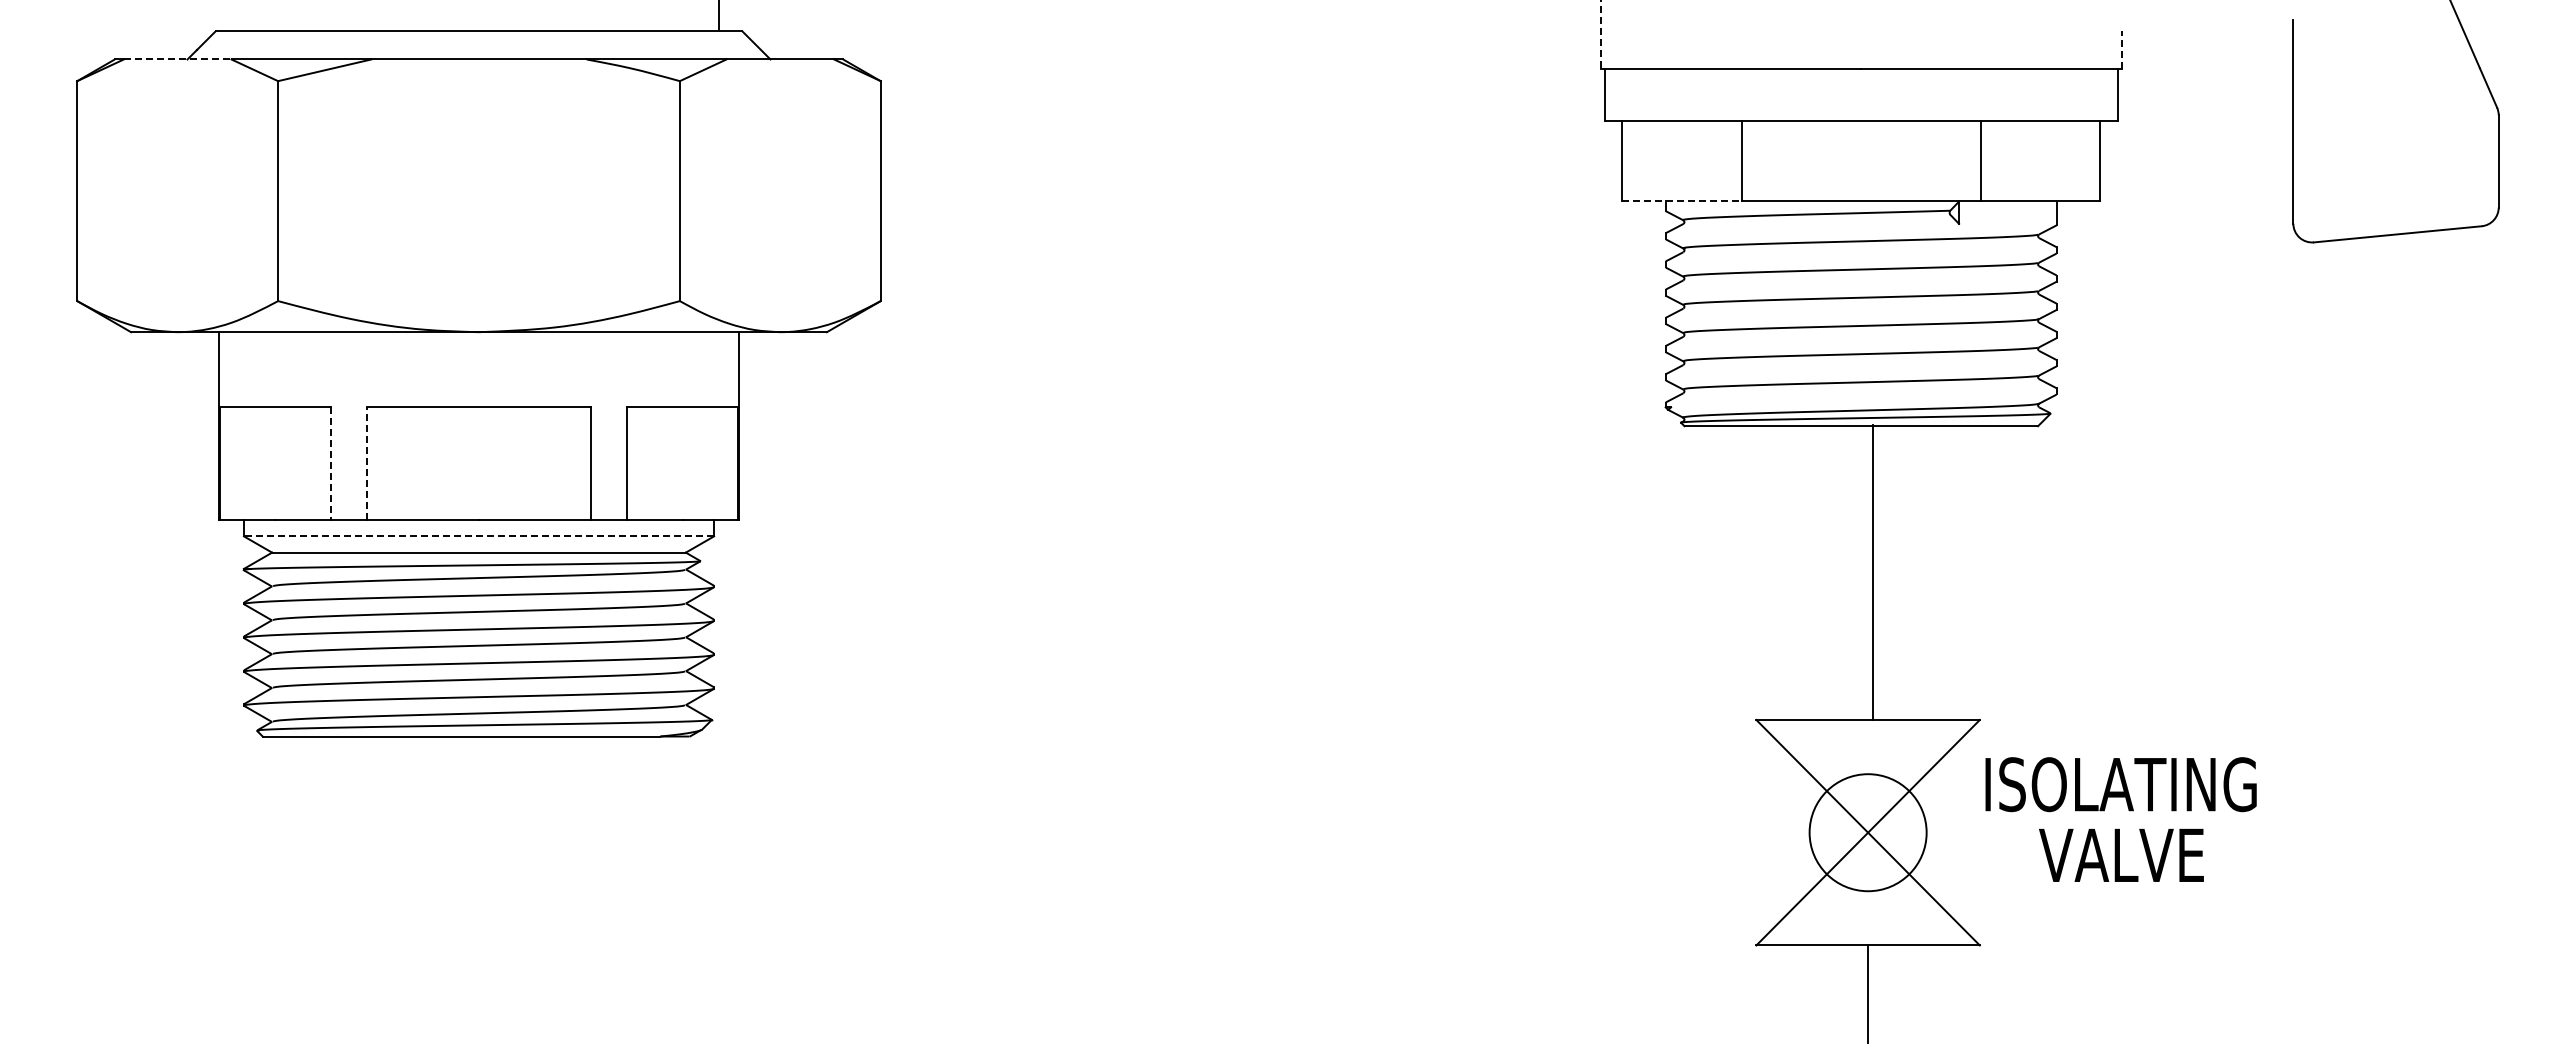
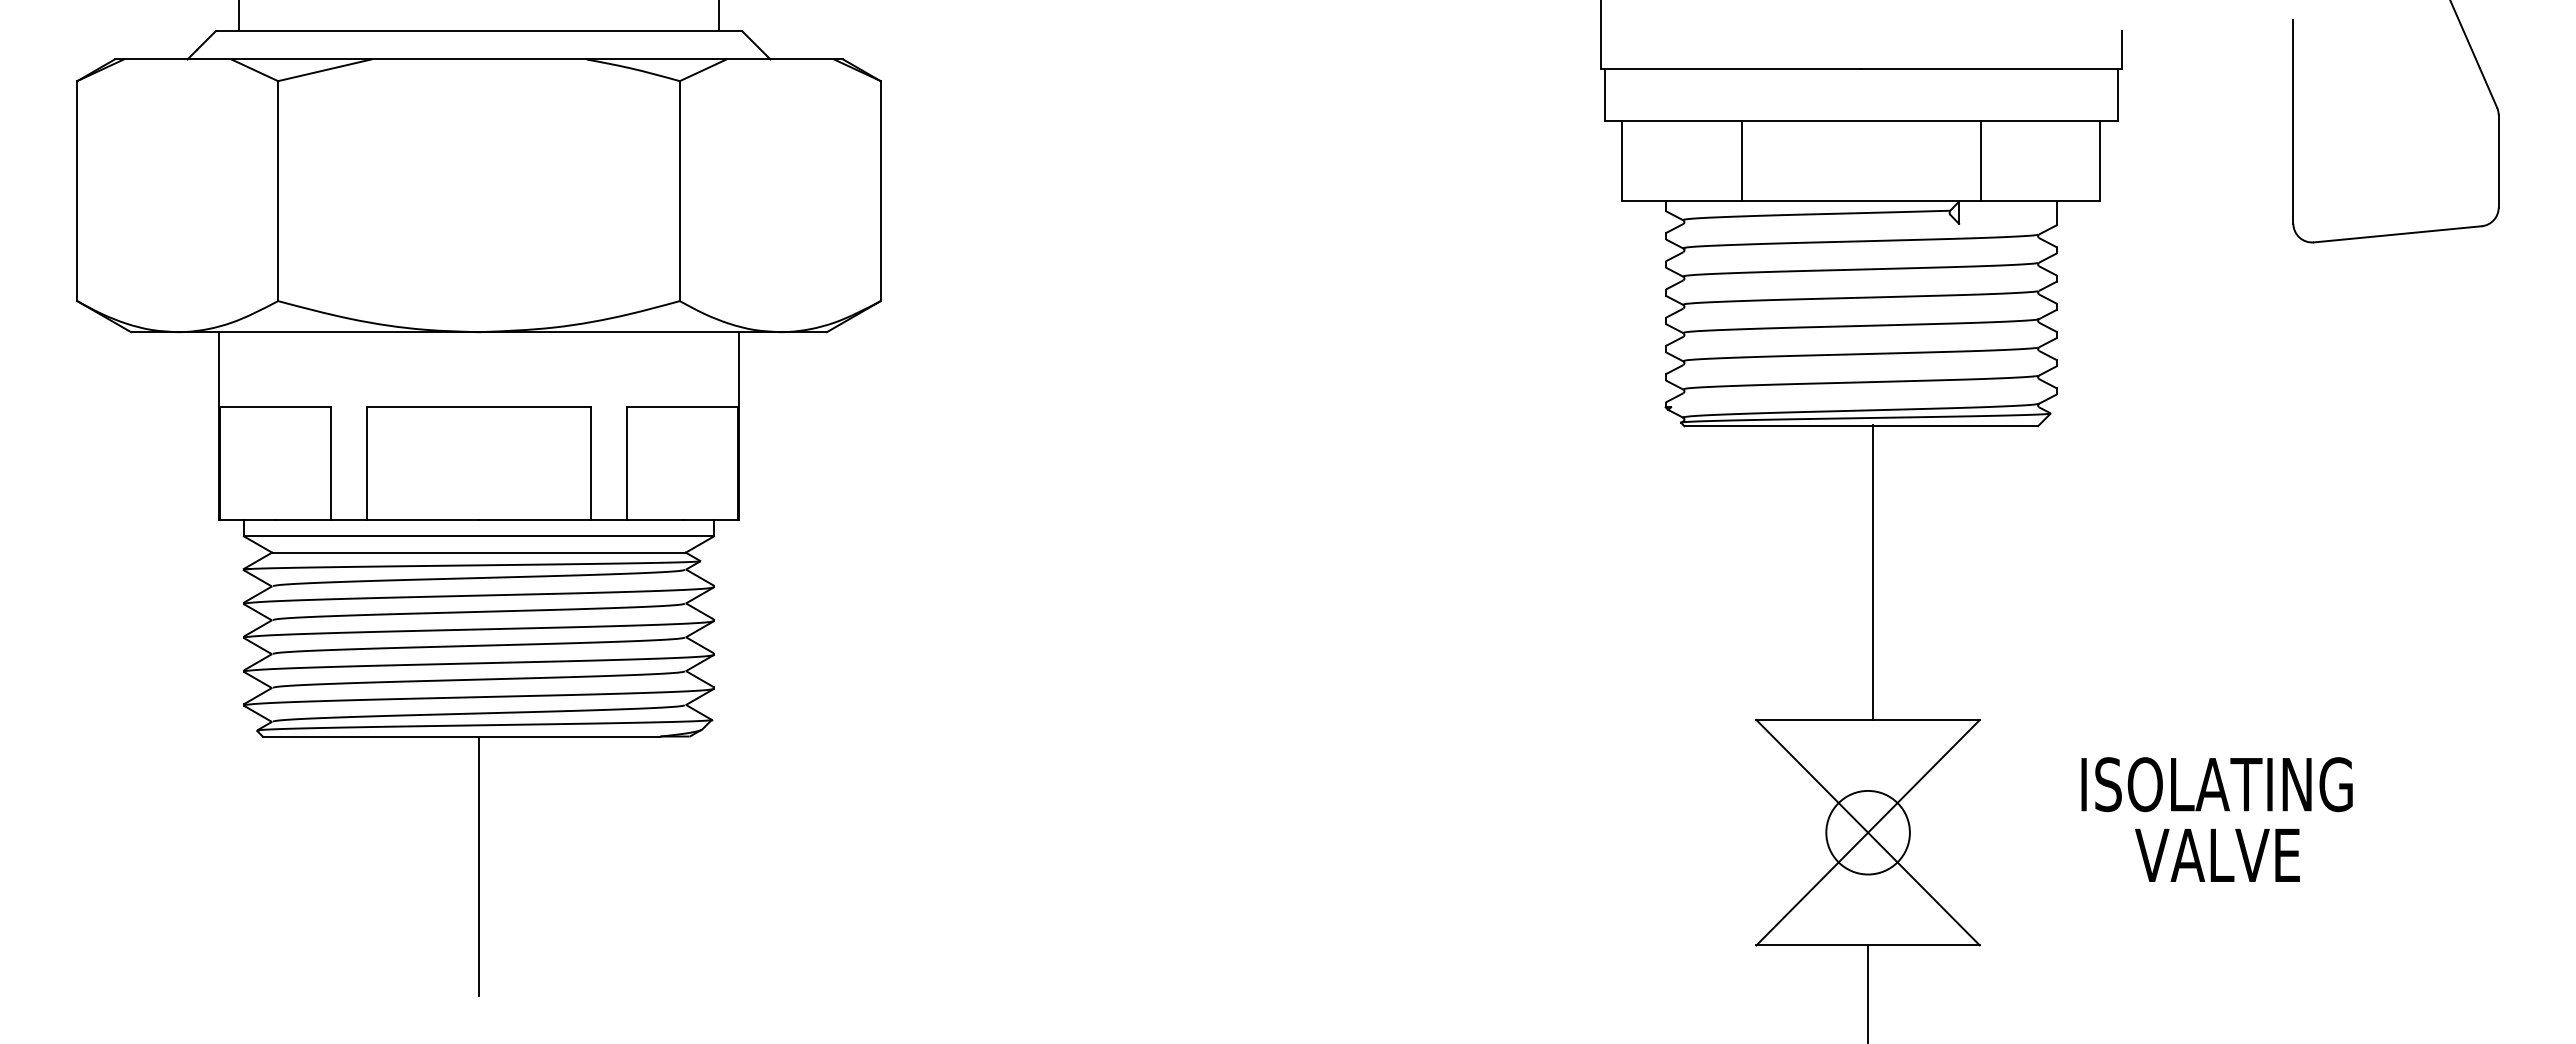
line: none -> present (239, 16)
line: dashed -> solid (1600, 34)
line: dashed -> solid (2121, 50)
line: dashed -> solid (177, 59)
line: dashed -> solid (1682, 200)
line: dashed -> solid (367, 463)
line: dashed -> solid (331, 464)
line: dashed -> solid (478, 536)
text position: (2120, 819) -> (2216, 819) (2216, 819)
circle diameter: 117 px -> 84 px (1867, 832)
line: none -> present (479, 865)
